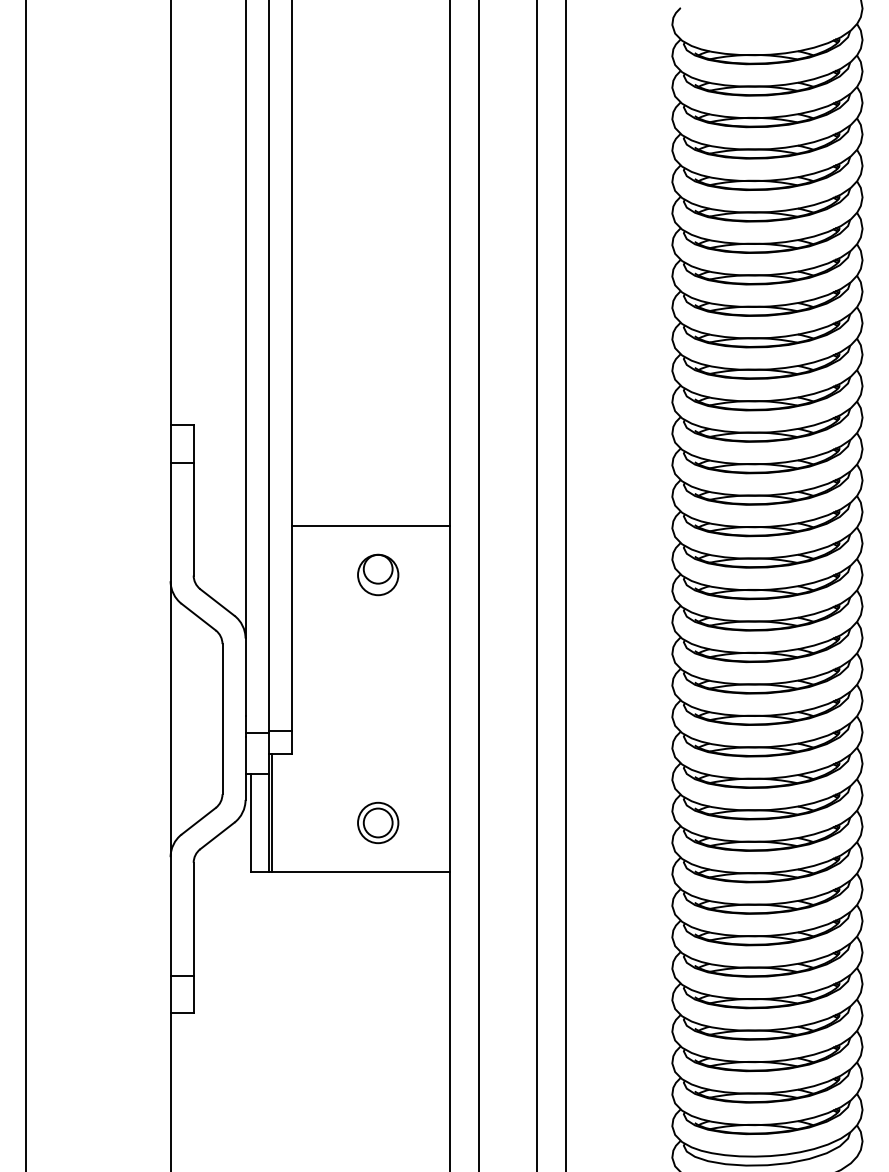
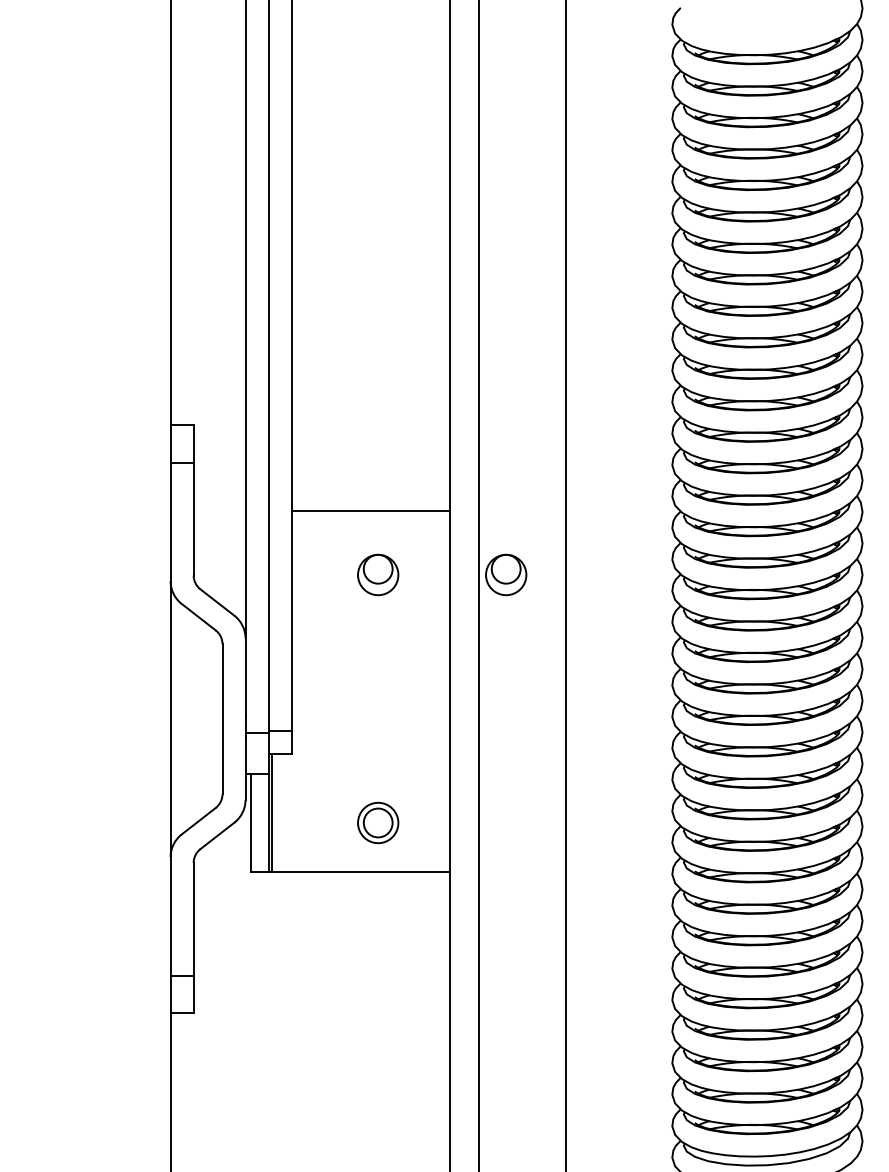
line position: (370, 526) -> (370, 511) (370, 511)
part: none -> present (506, 574)
line: present -> none (26, 585)
line: present -> none (536, 585)
